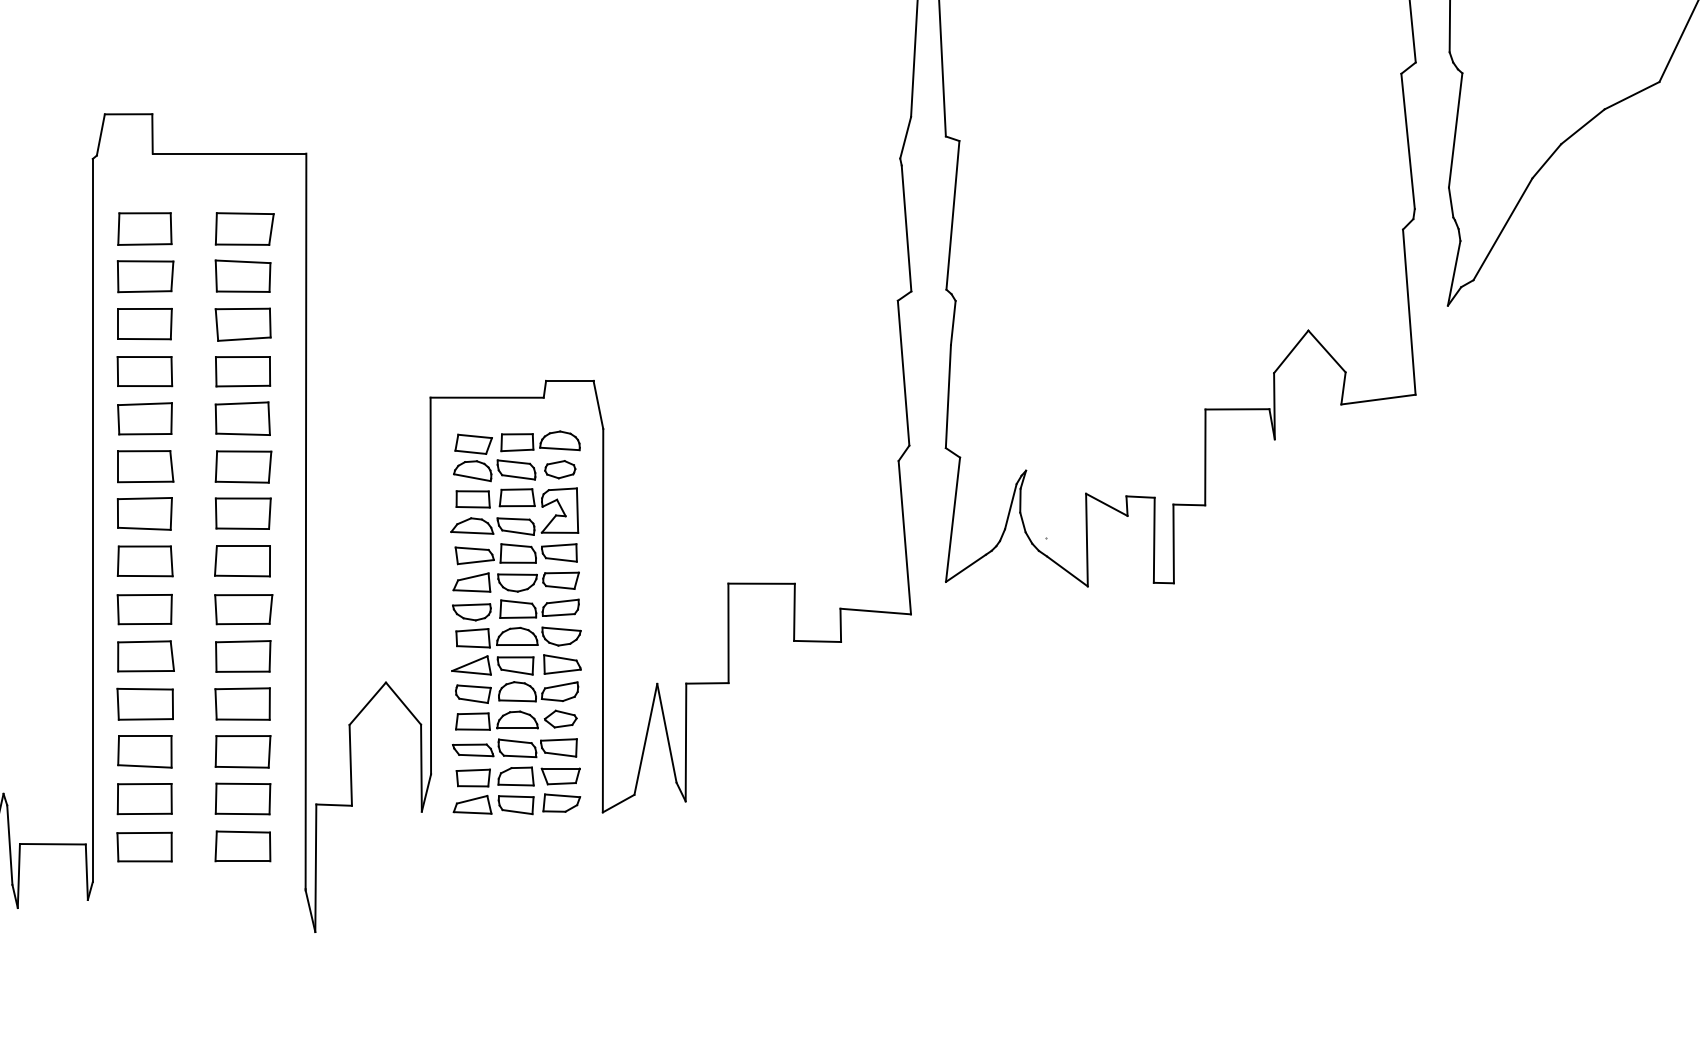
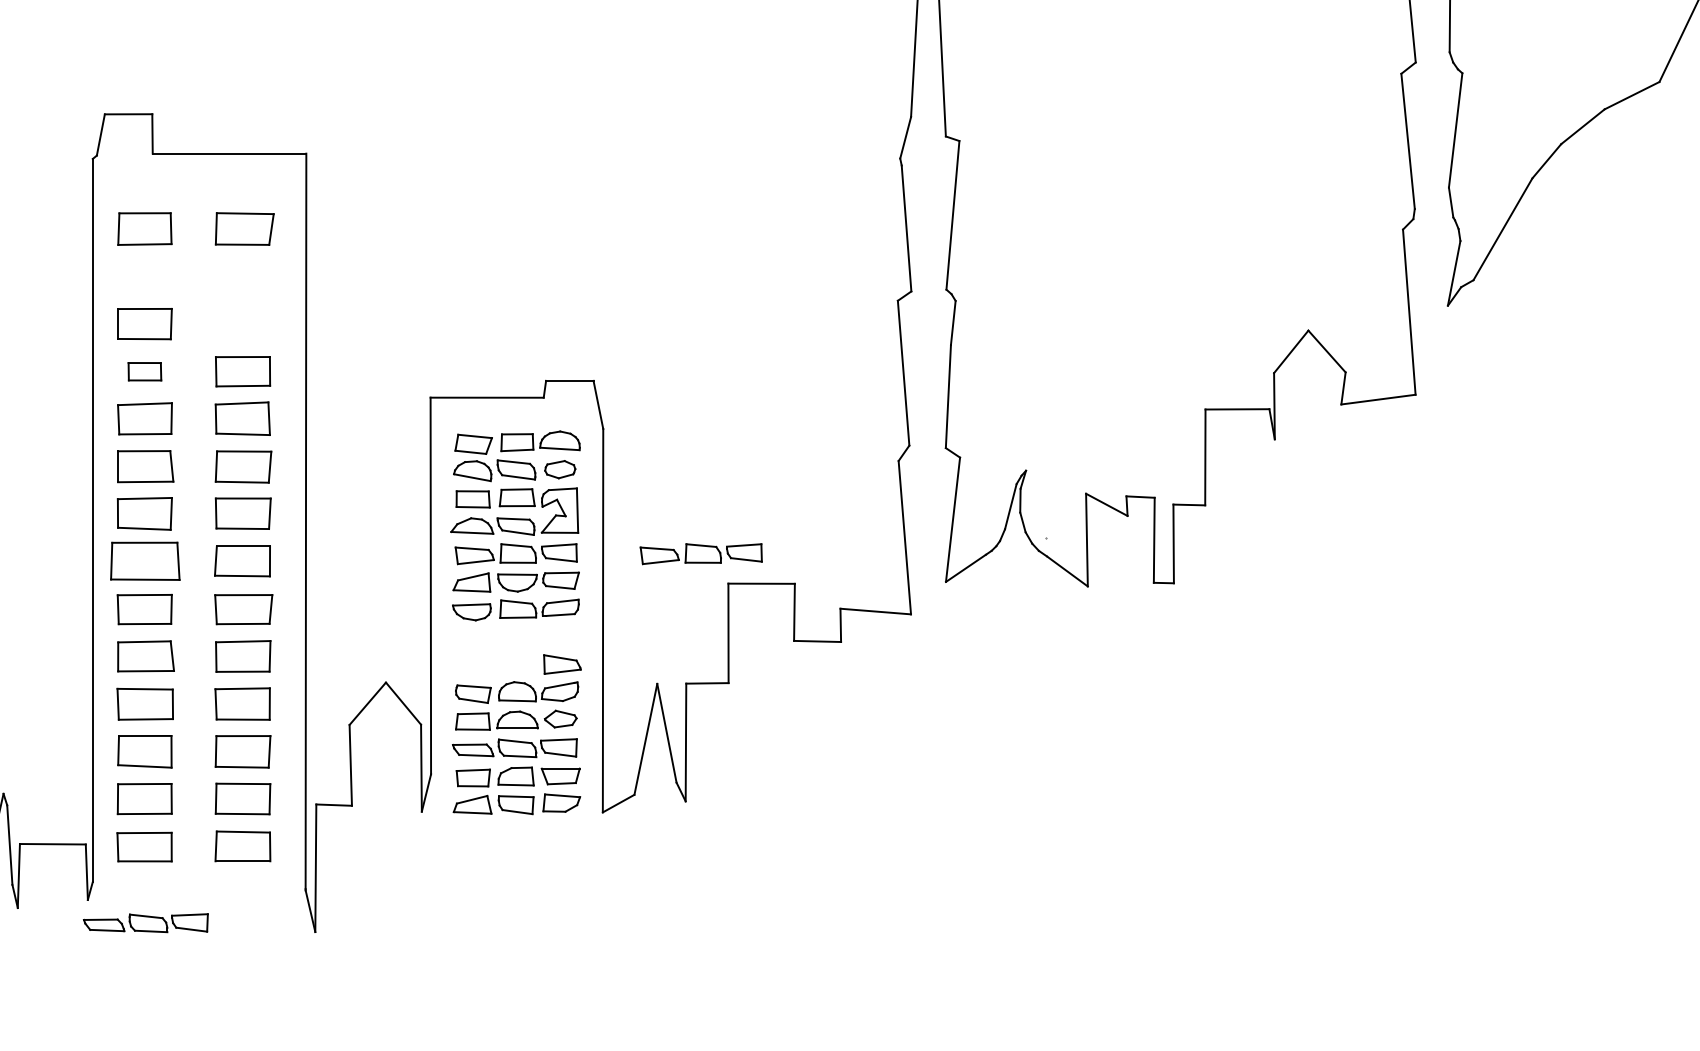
part: present -> none (242, 275)
part: present -> none (145, 276)
part: present -> none (242, 324)
part size: 58x32 px -> 36x20 px (144, 371)
part: none -> present (700, 554)
part size: 58x33 px -> 71x40 px (145, 560)
part: present -> none (516, 650)
part: none -> present (145, 923)
